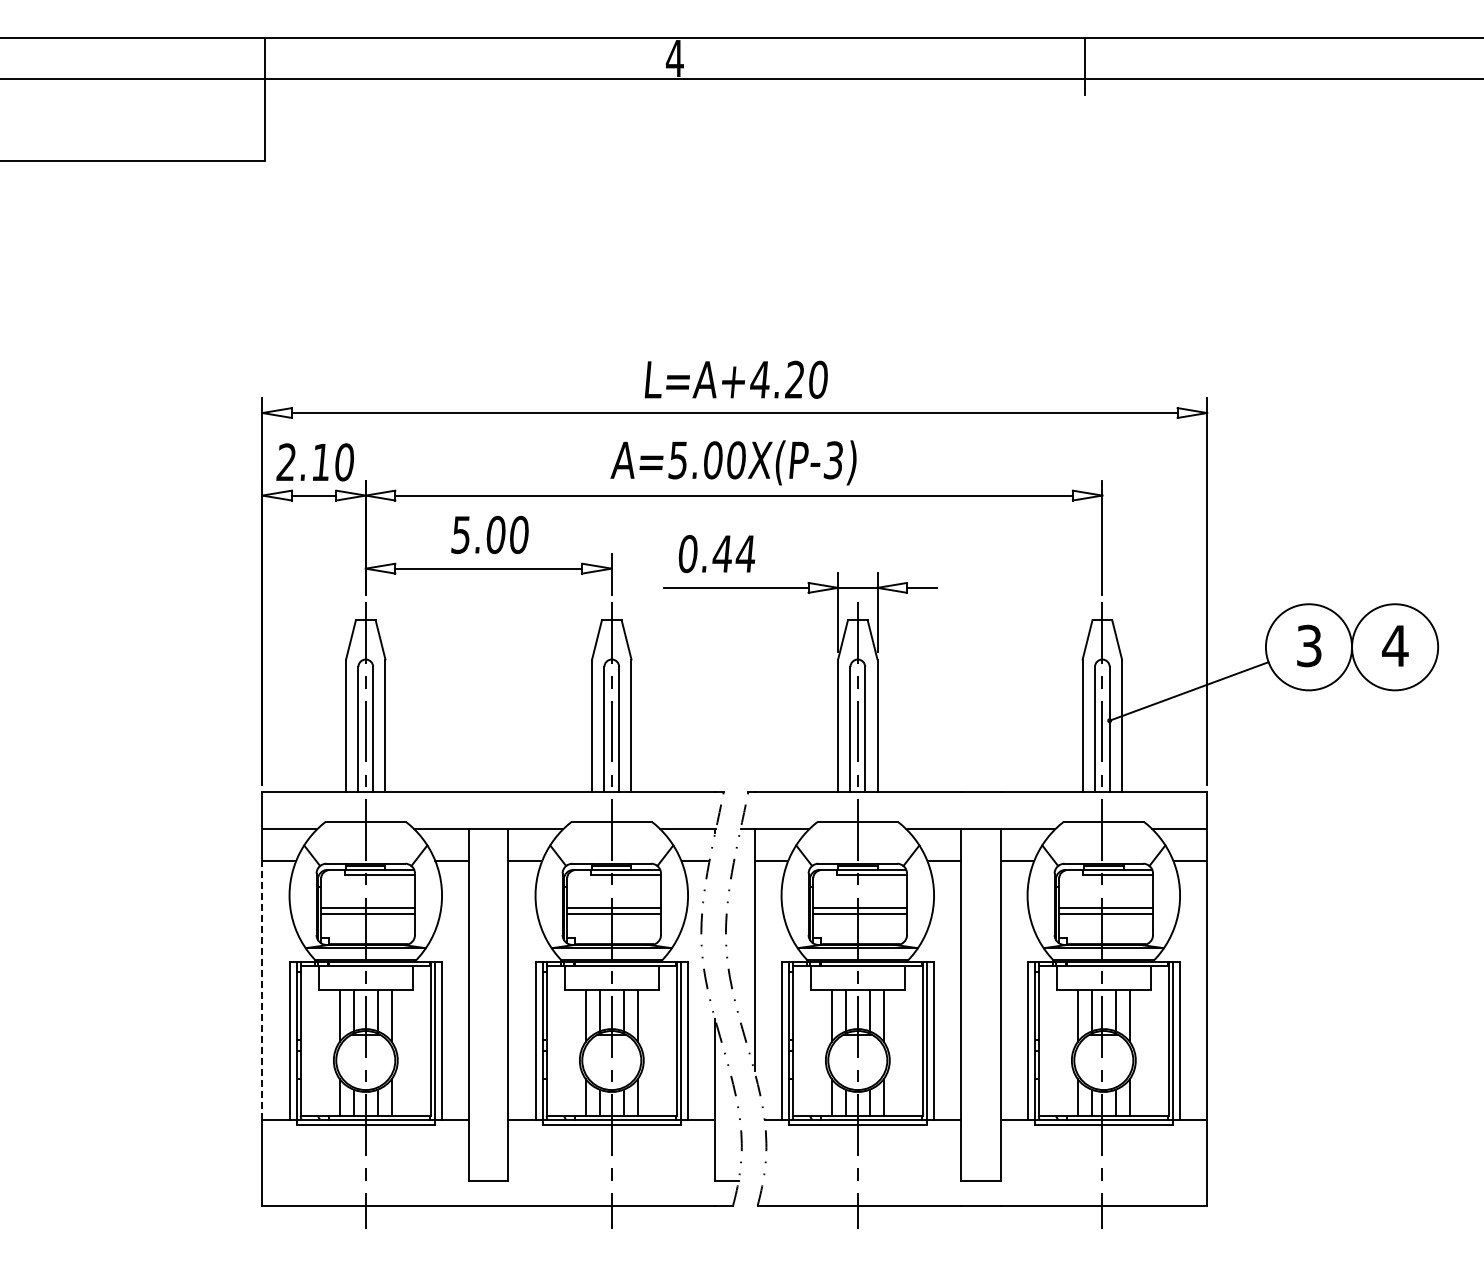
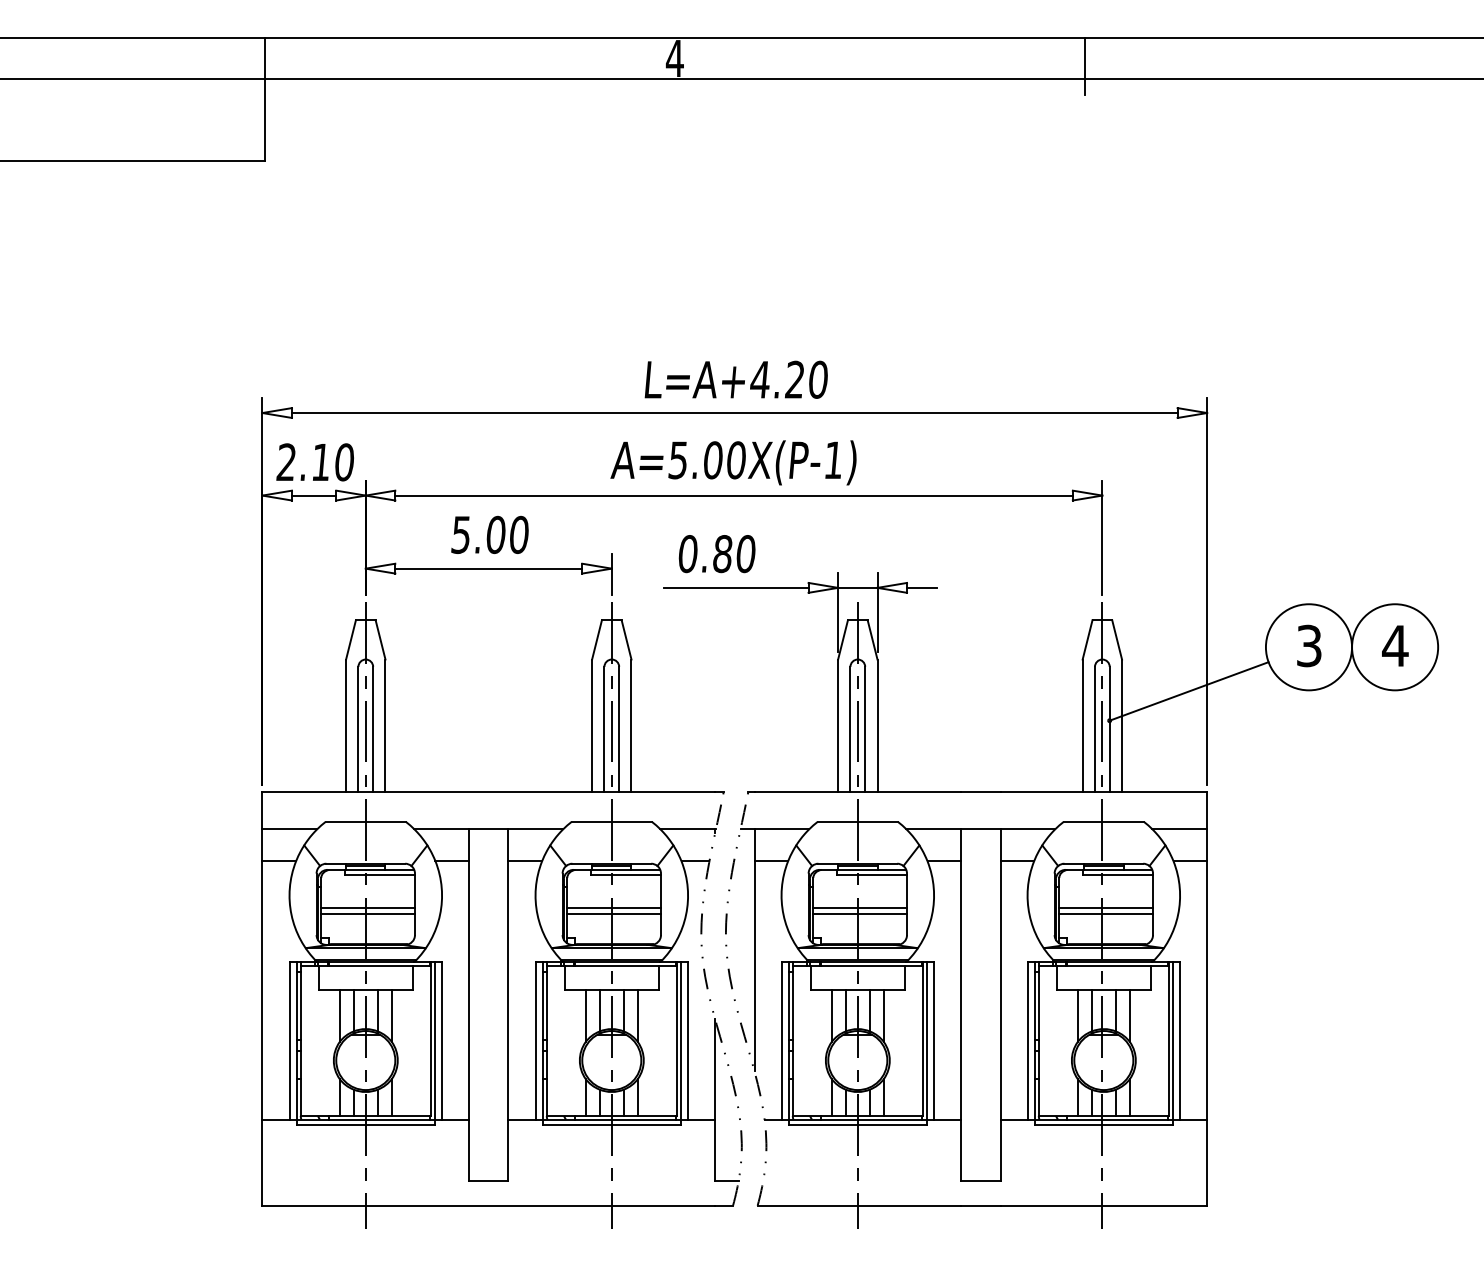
text: A=5.00X(P-3) -> A=5.00X(P-1) (832, 460)
text: 0.44 -> 0.80 (733, 554)
line: dashed -> solid (262, 989)
